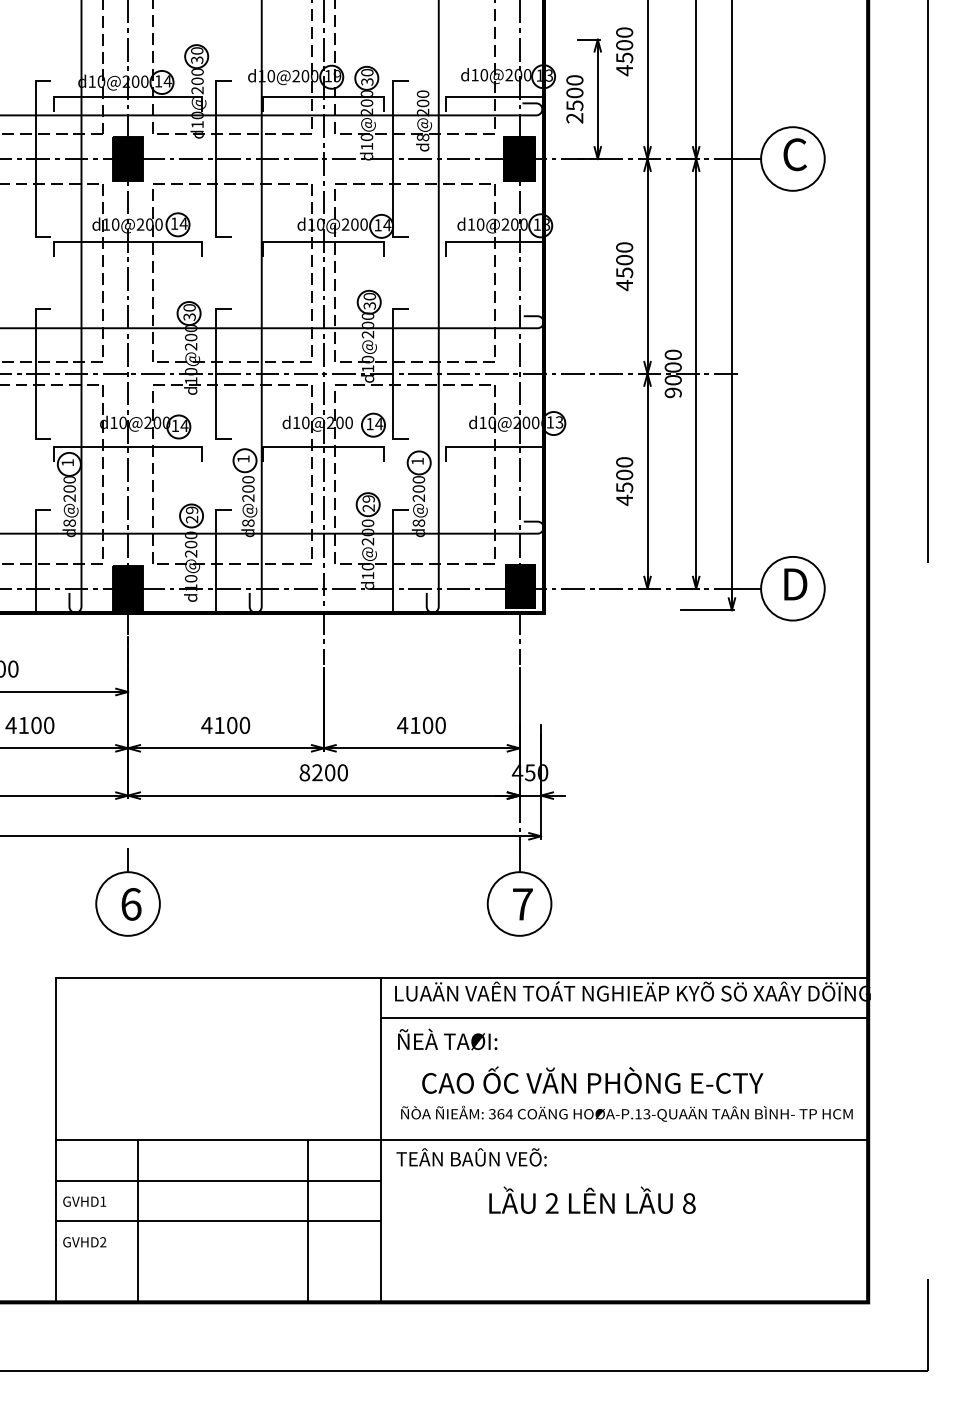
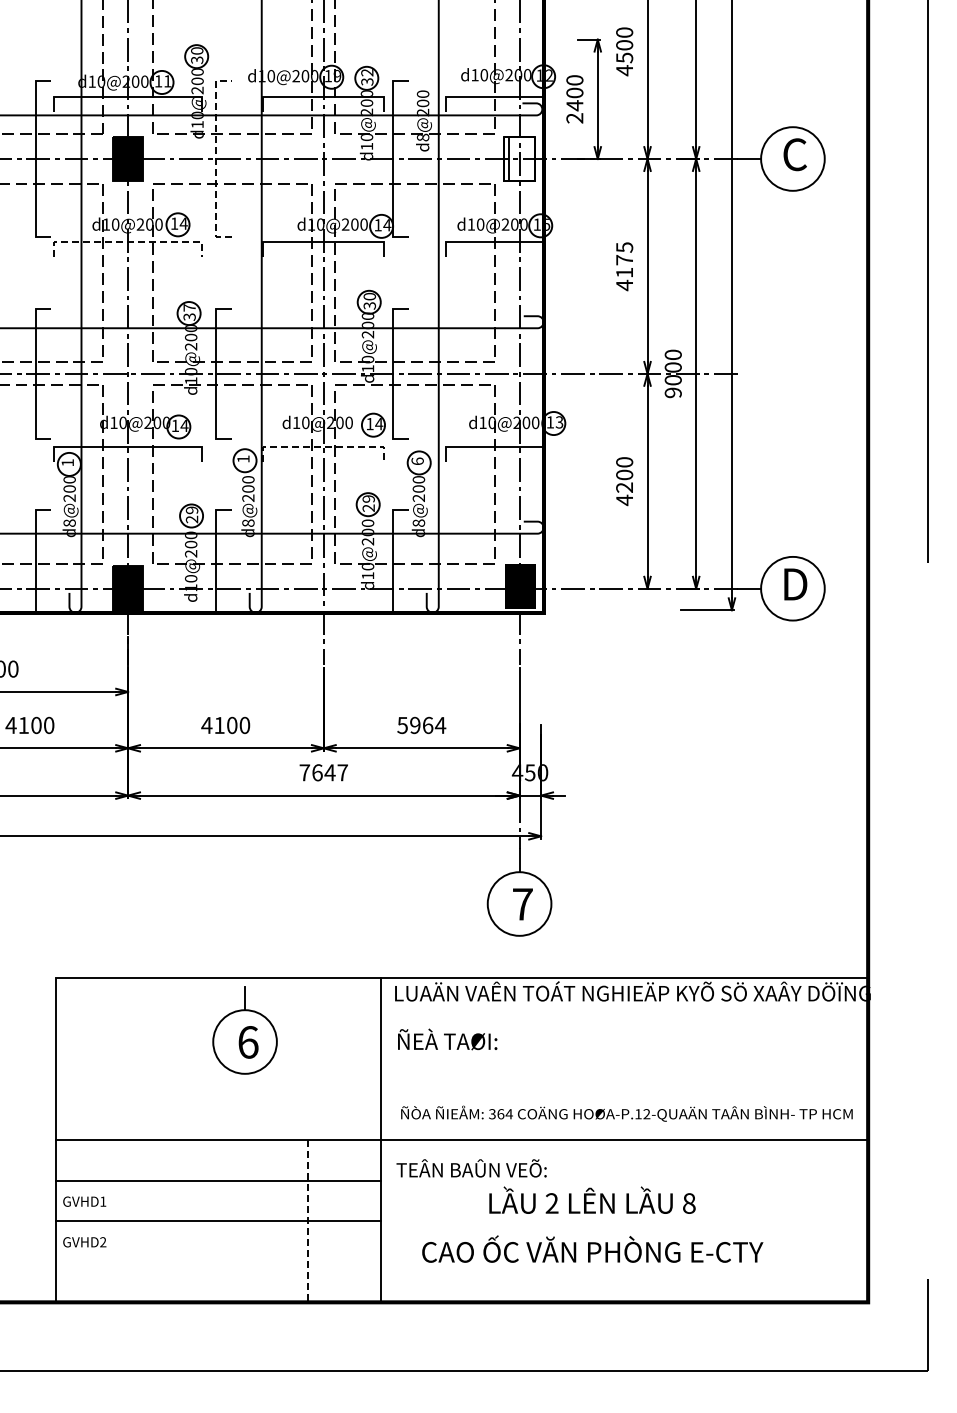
text: 30 -> 32 (367, 72)
text: 13 -> 12 (549, 75)
text: 14 -> 11 (167, 81)
text: 2500 -> 2400 (574, 105)
line: solid -> dashed (216, 158)
fill: present -> none (519, 158)
text: 13 -> 15 (548, 224)
line: solid -> dashed (128, 241)
text: 4500 -> 4175 (624, 260)
text: 30 -> 37 (189, 307)
line: solid -> dashed (323, 447)
text: 1 -> 6 (417, 460)
text: 4500 -> 4200 (624, 487)
text: 4100 -> 5964 (421, 725)
text: 8200 -> 7647 (323, 772)
part position: (127, 892) -> (244, 1030) (244, 1030)
line: present -> none (624, 1018)
text position: (592, 1079) -> (592, 1248) (592, 1248)
text: HOØA-P.13-QUAÄN -> HOØA-P.12-QUAÄN (646, 1114)
text position: (471, 1157) -> (471, 1168) (471, 1168)
line: present -> none (137, 1221)
line: solid -> dashed (308, 1221)
